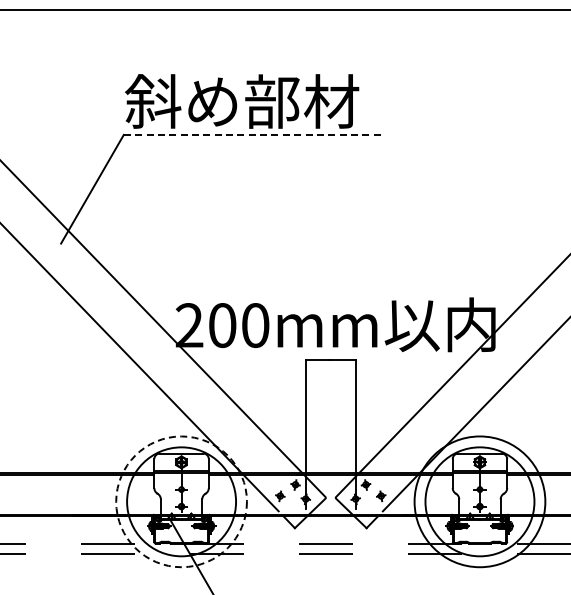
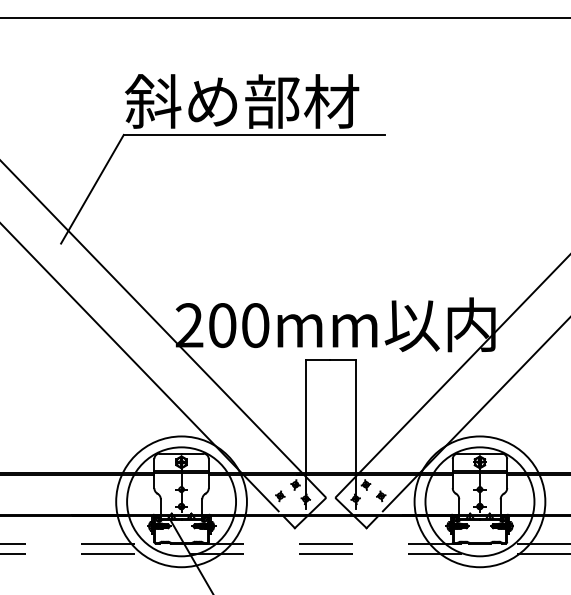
line position: (284, 9) -> (284, 17) (284, 17)
line: dashed -> solid (254, 134)
circle: dashed -> solid (181, 501)
